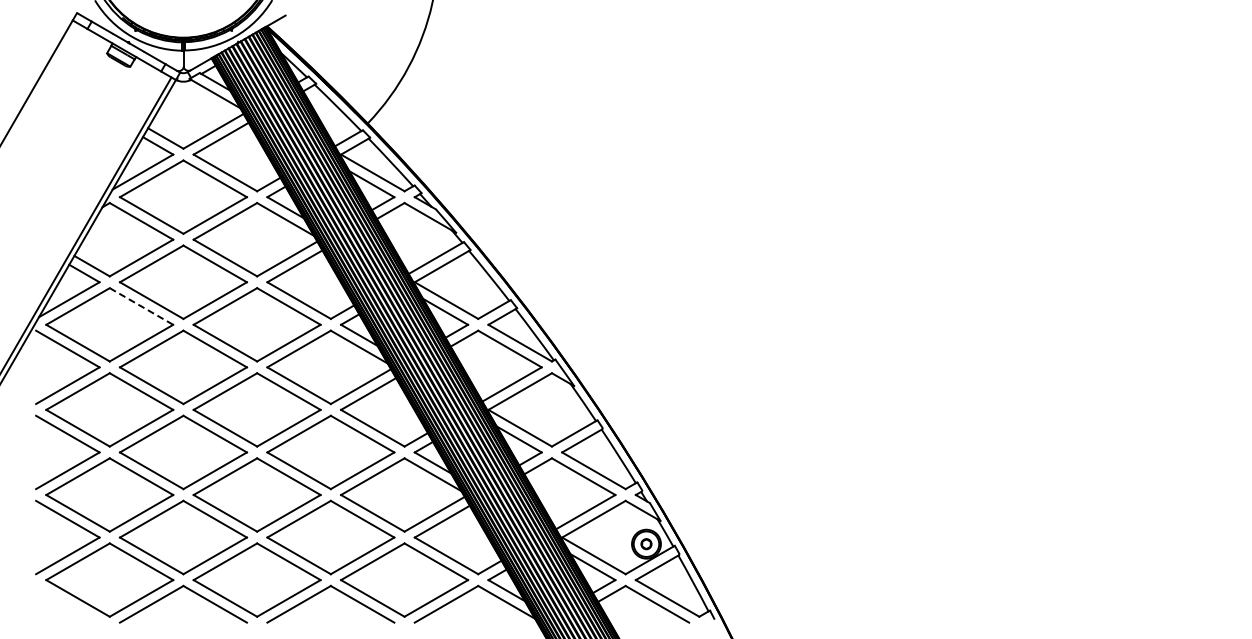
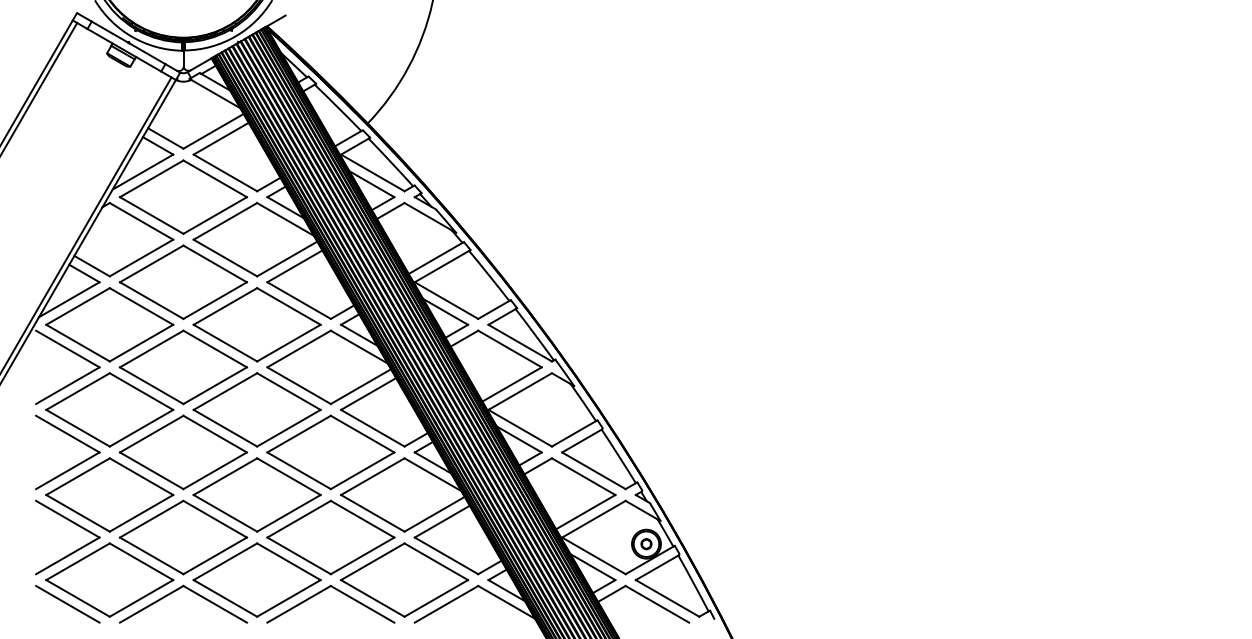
line: none -> present (39, 87)
line: dashed -> solid (141, 306)
line: none -> present (67, 603)
